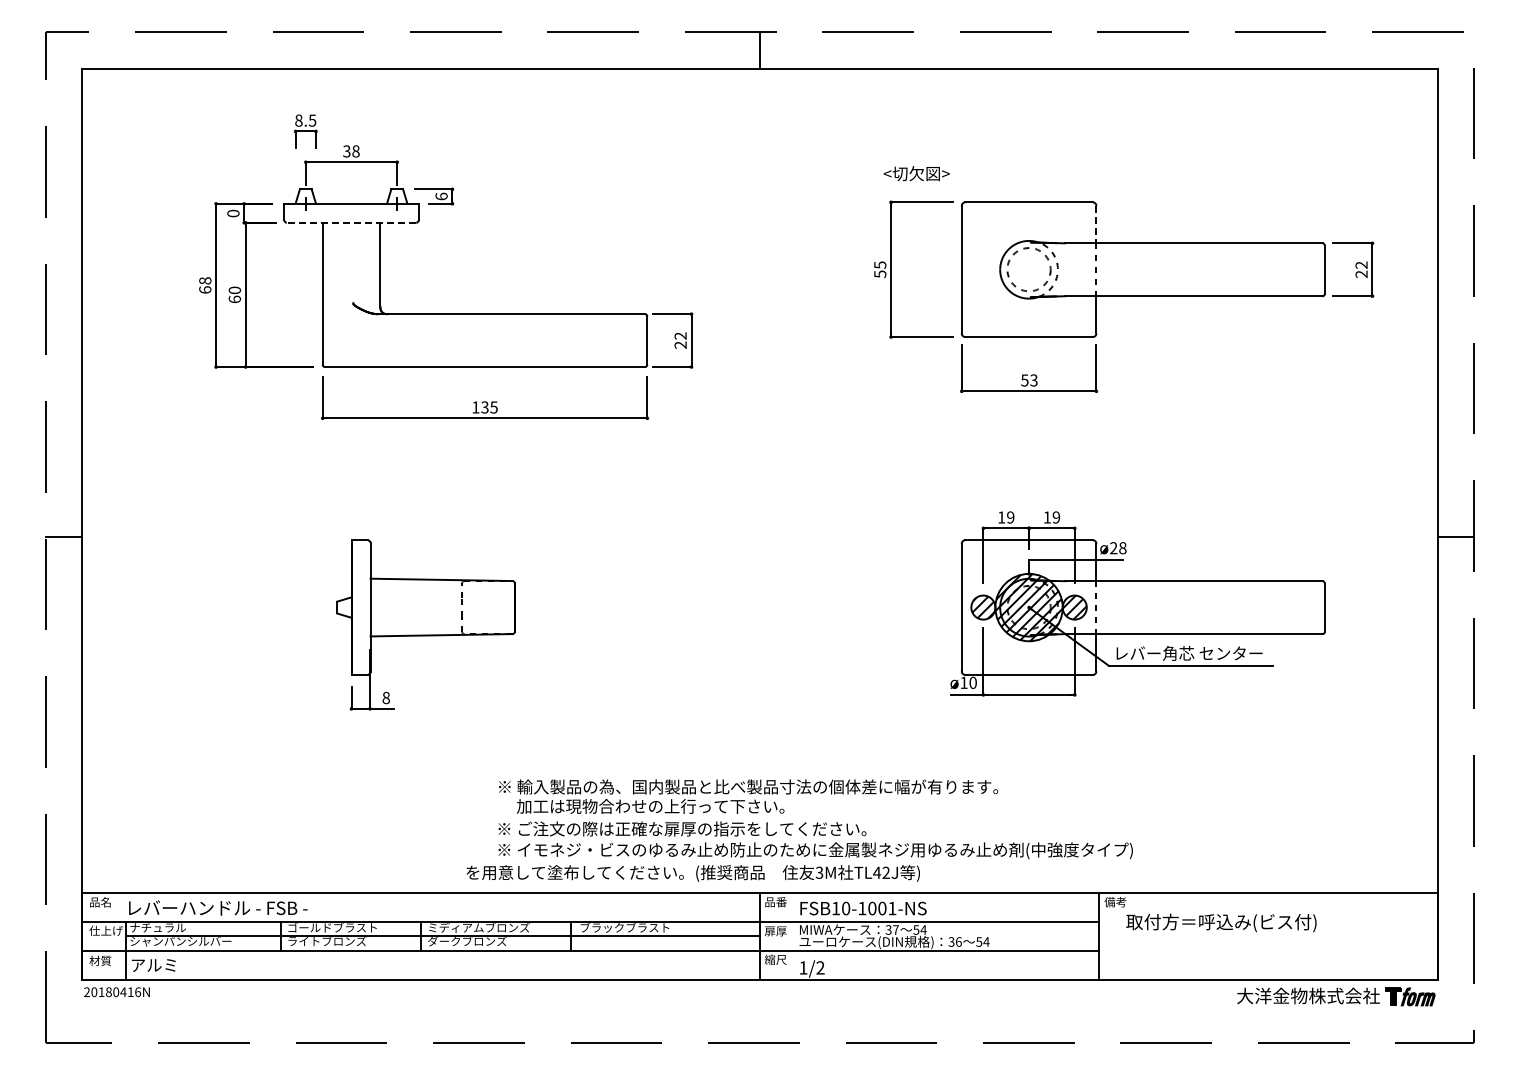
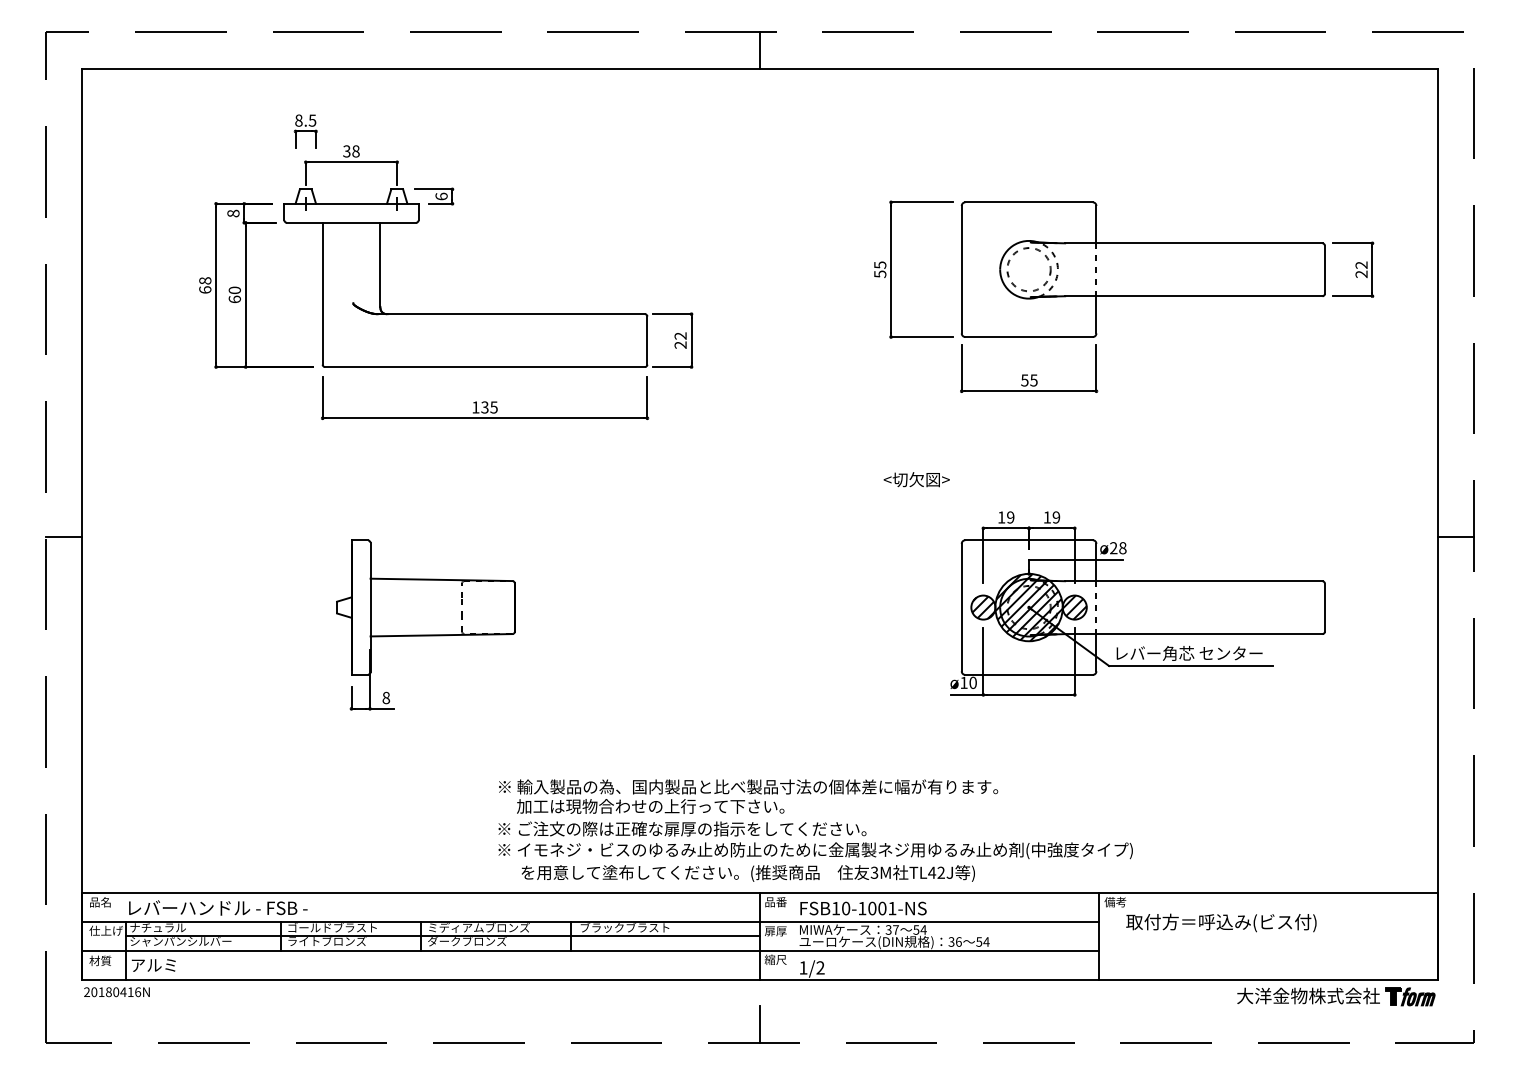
text position: (916, 173) -> (916, 479) (916, 479)
text: 0 -> 8 (233, 213)
line: dashed -> solid (351, 222)
line: dashed -> solid (1096, 224)
text: 53 -> 55 (1033, 379)
text position: (693, 873) -> (748, 873) (748, 873)
line: none -> present (760, 1023)
